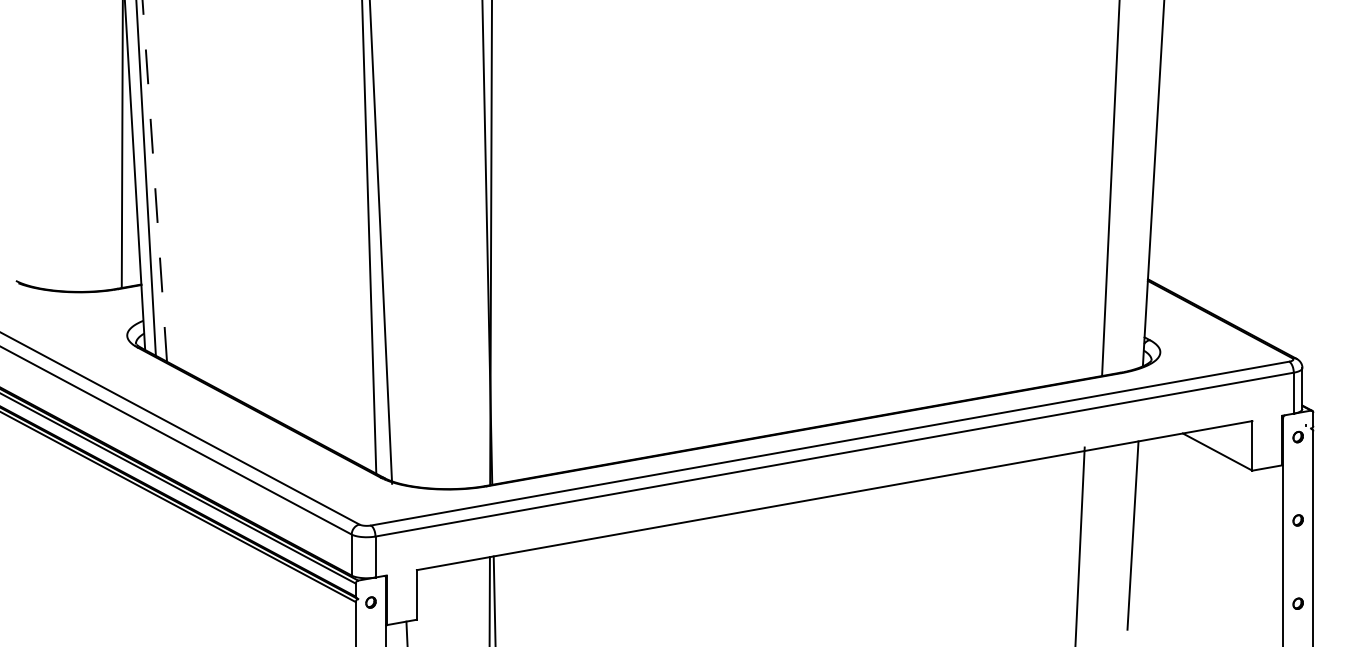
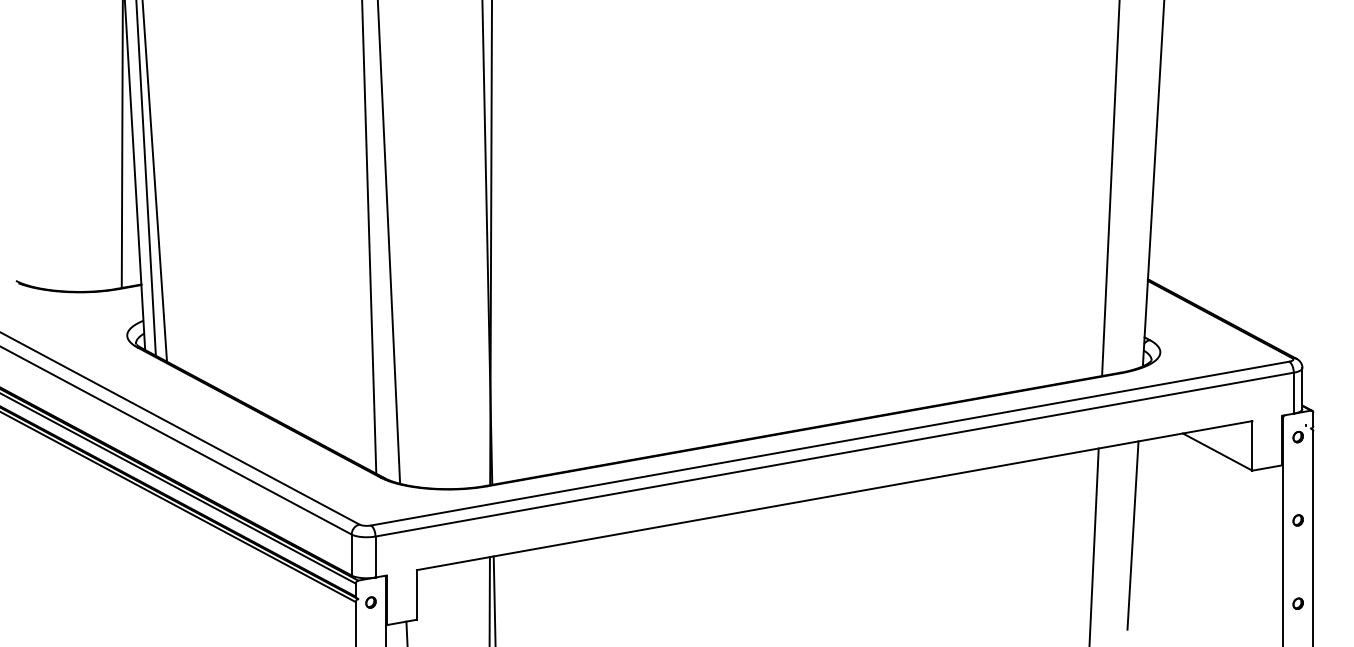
line: dashed -> solid (154, 180)
line position: (380, 242) -> (388, 242) (388, 242)
line position: (1079, 545) -> (1093, 545) (1093, 545)
